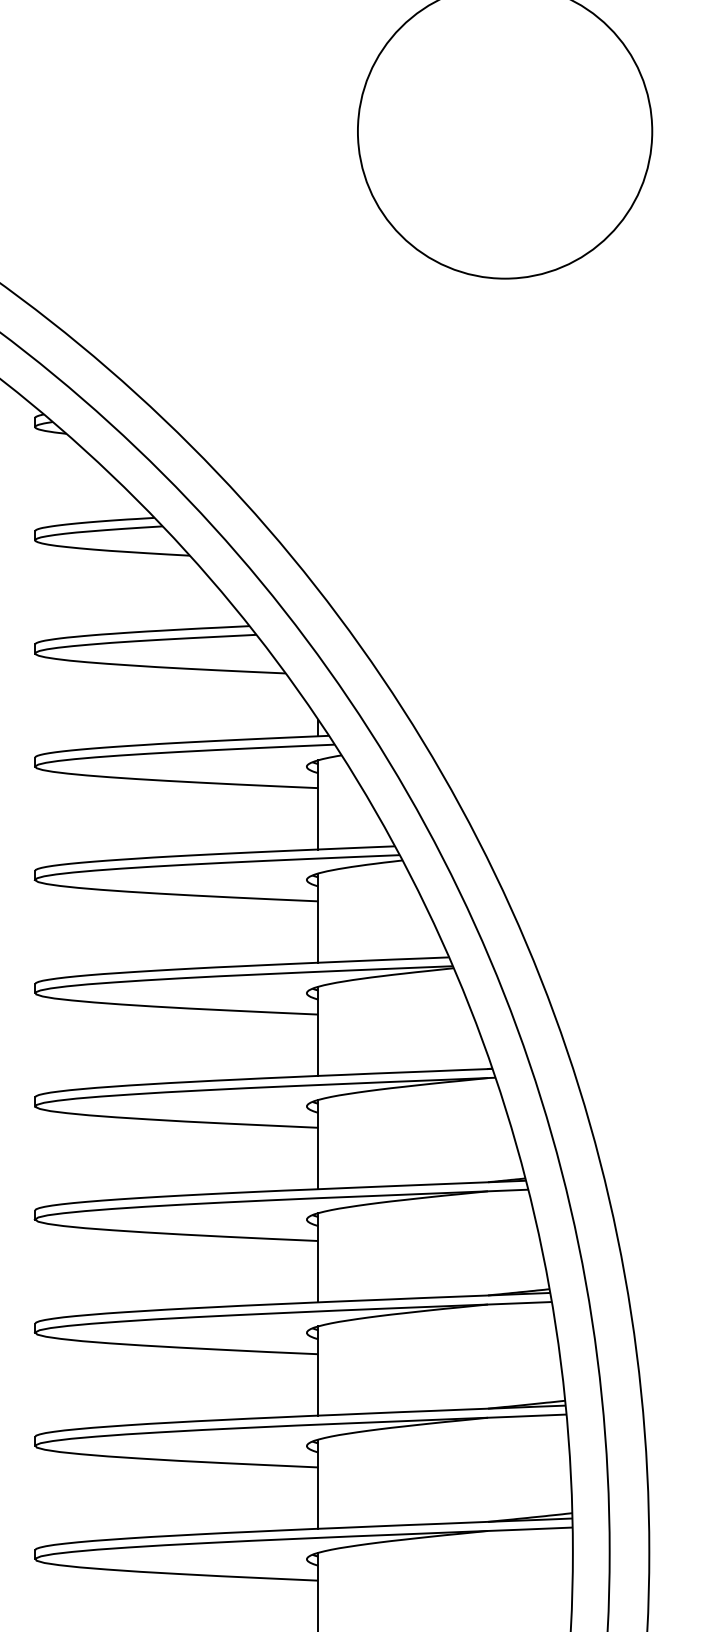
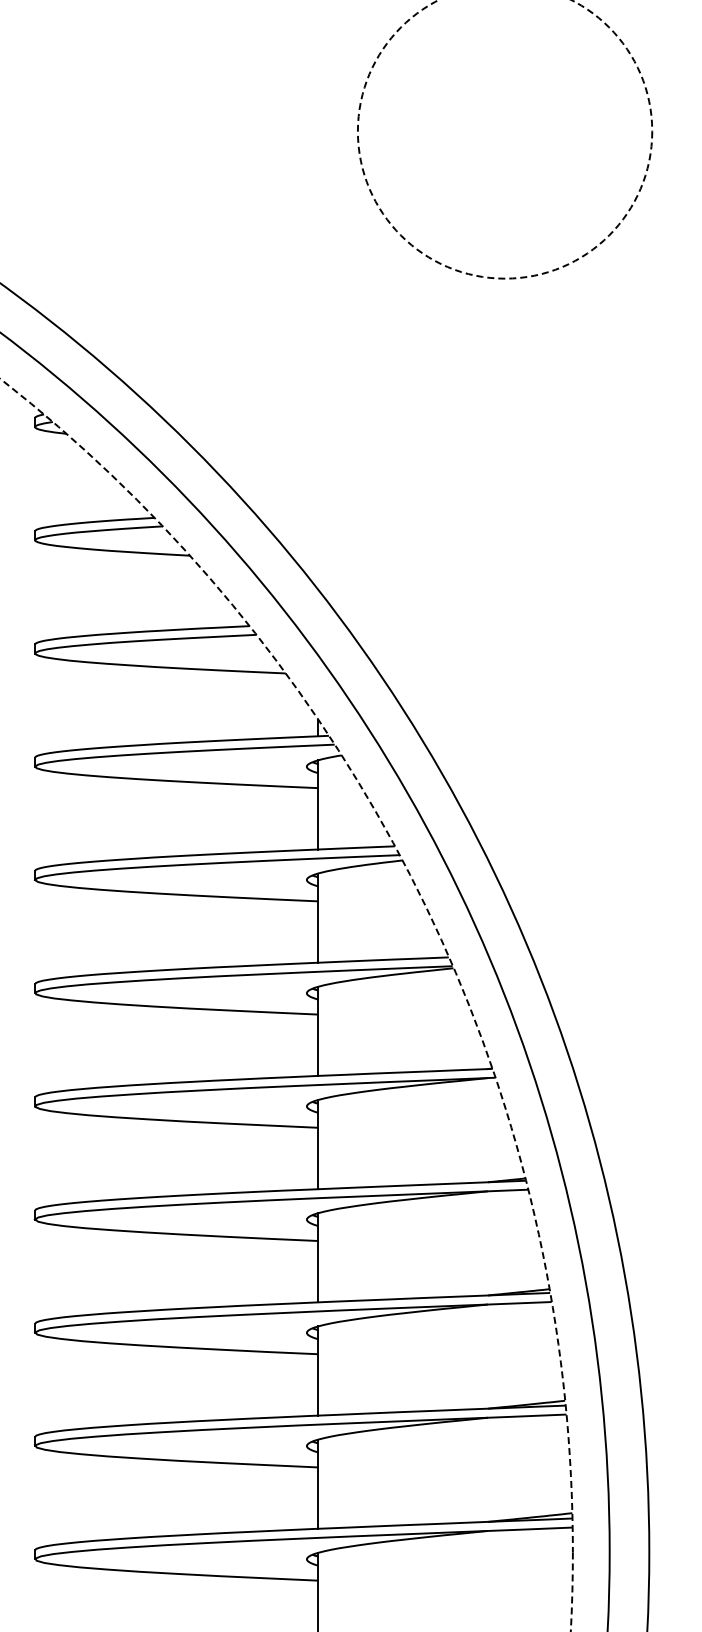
circle: solid -> dashed (504, 139)
circle: solid -> dashed (286, 1004)
